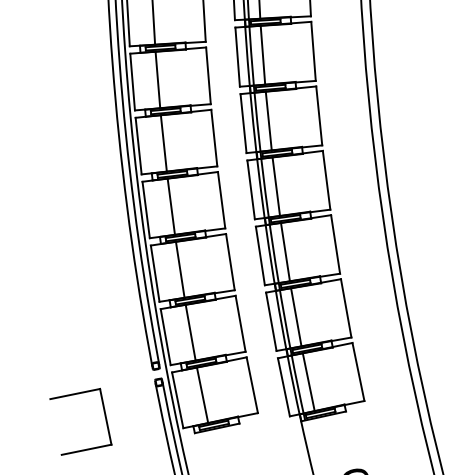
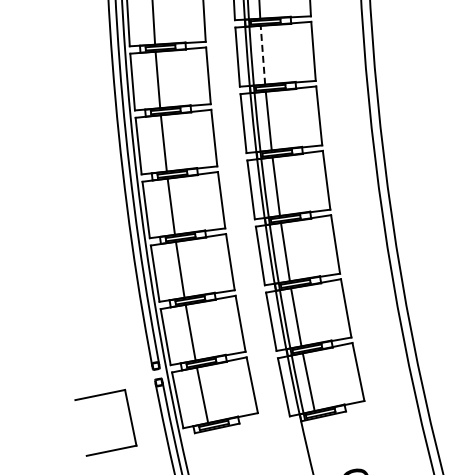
line: solid -> dashed (262, 55)
part position: (104, 416) -> (129, 417) (129, 417)
